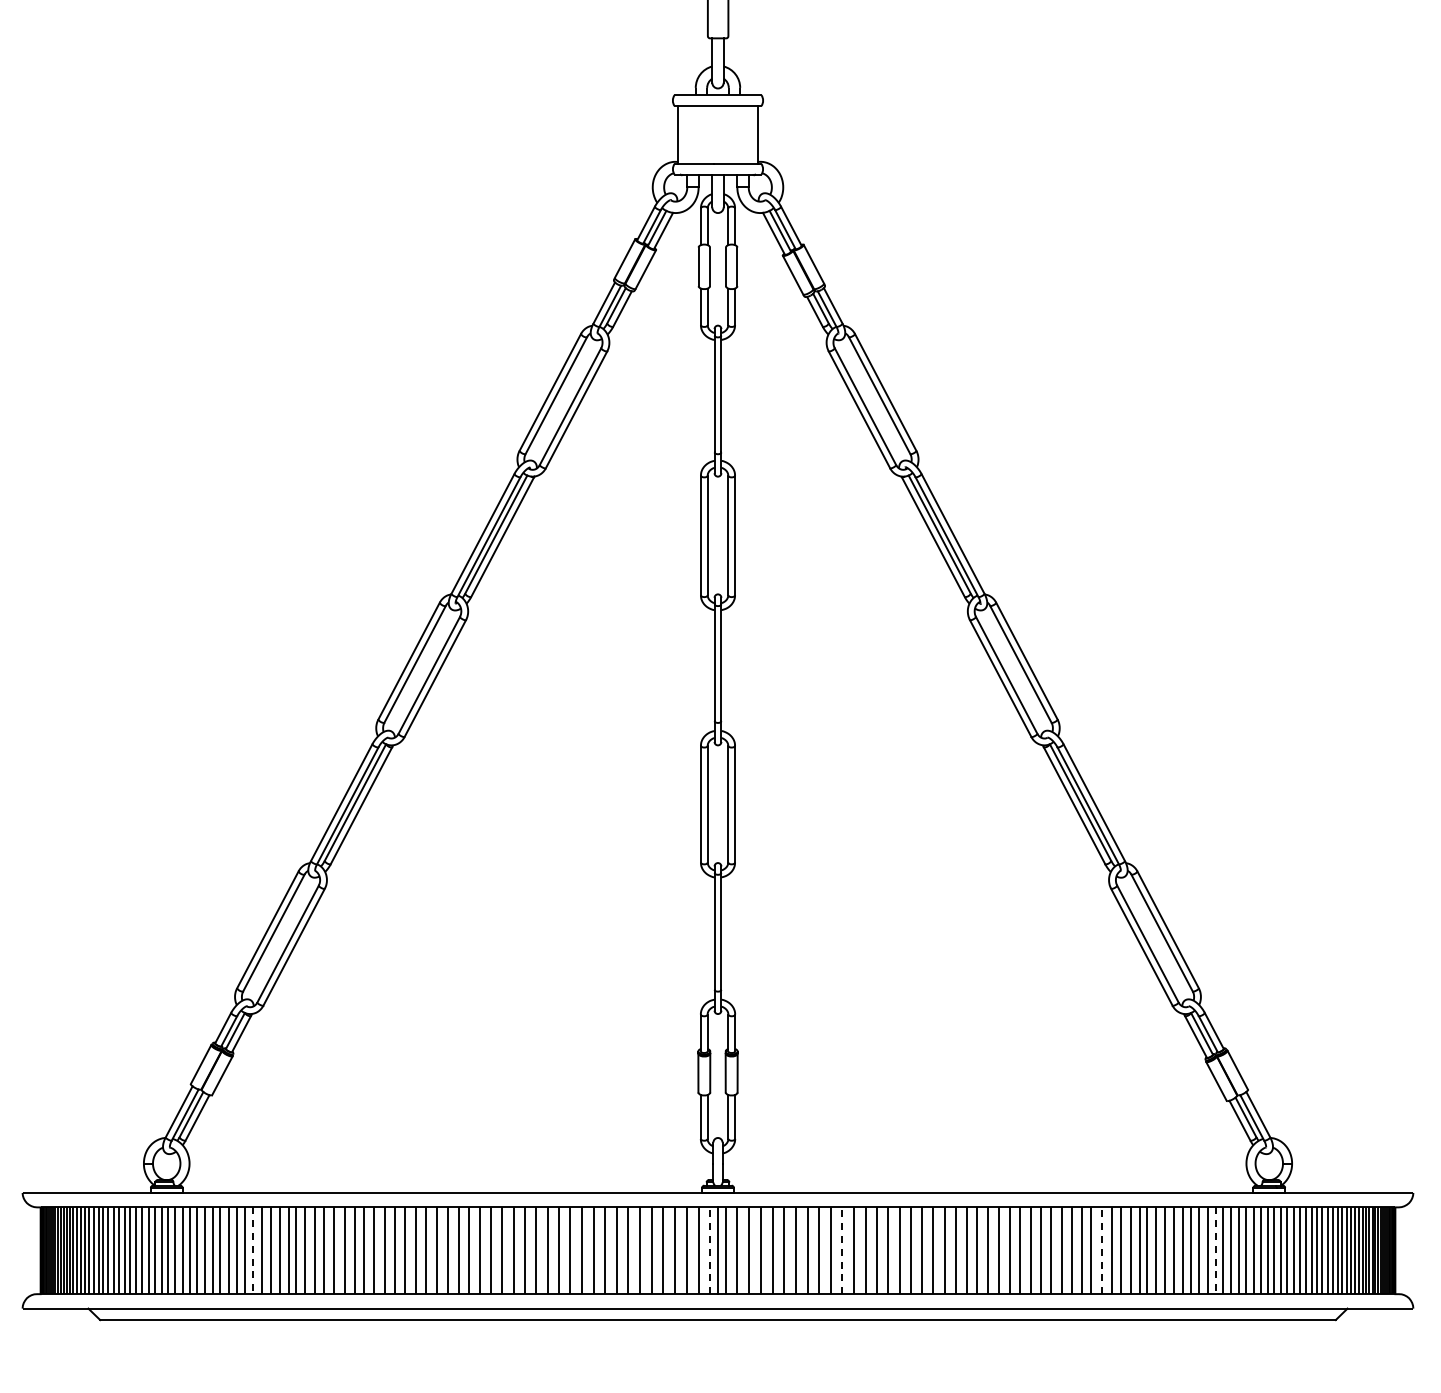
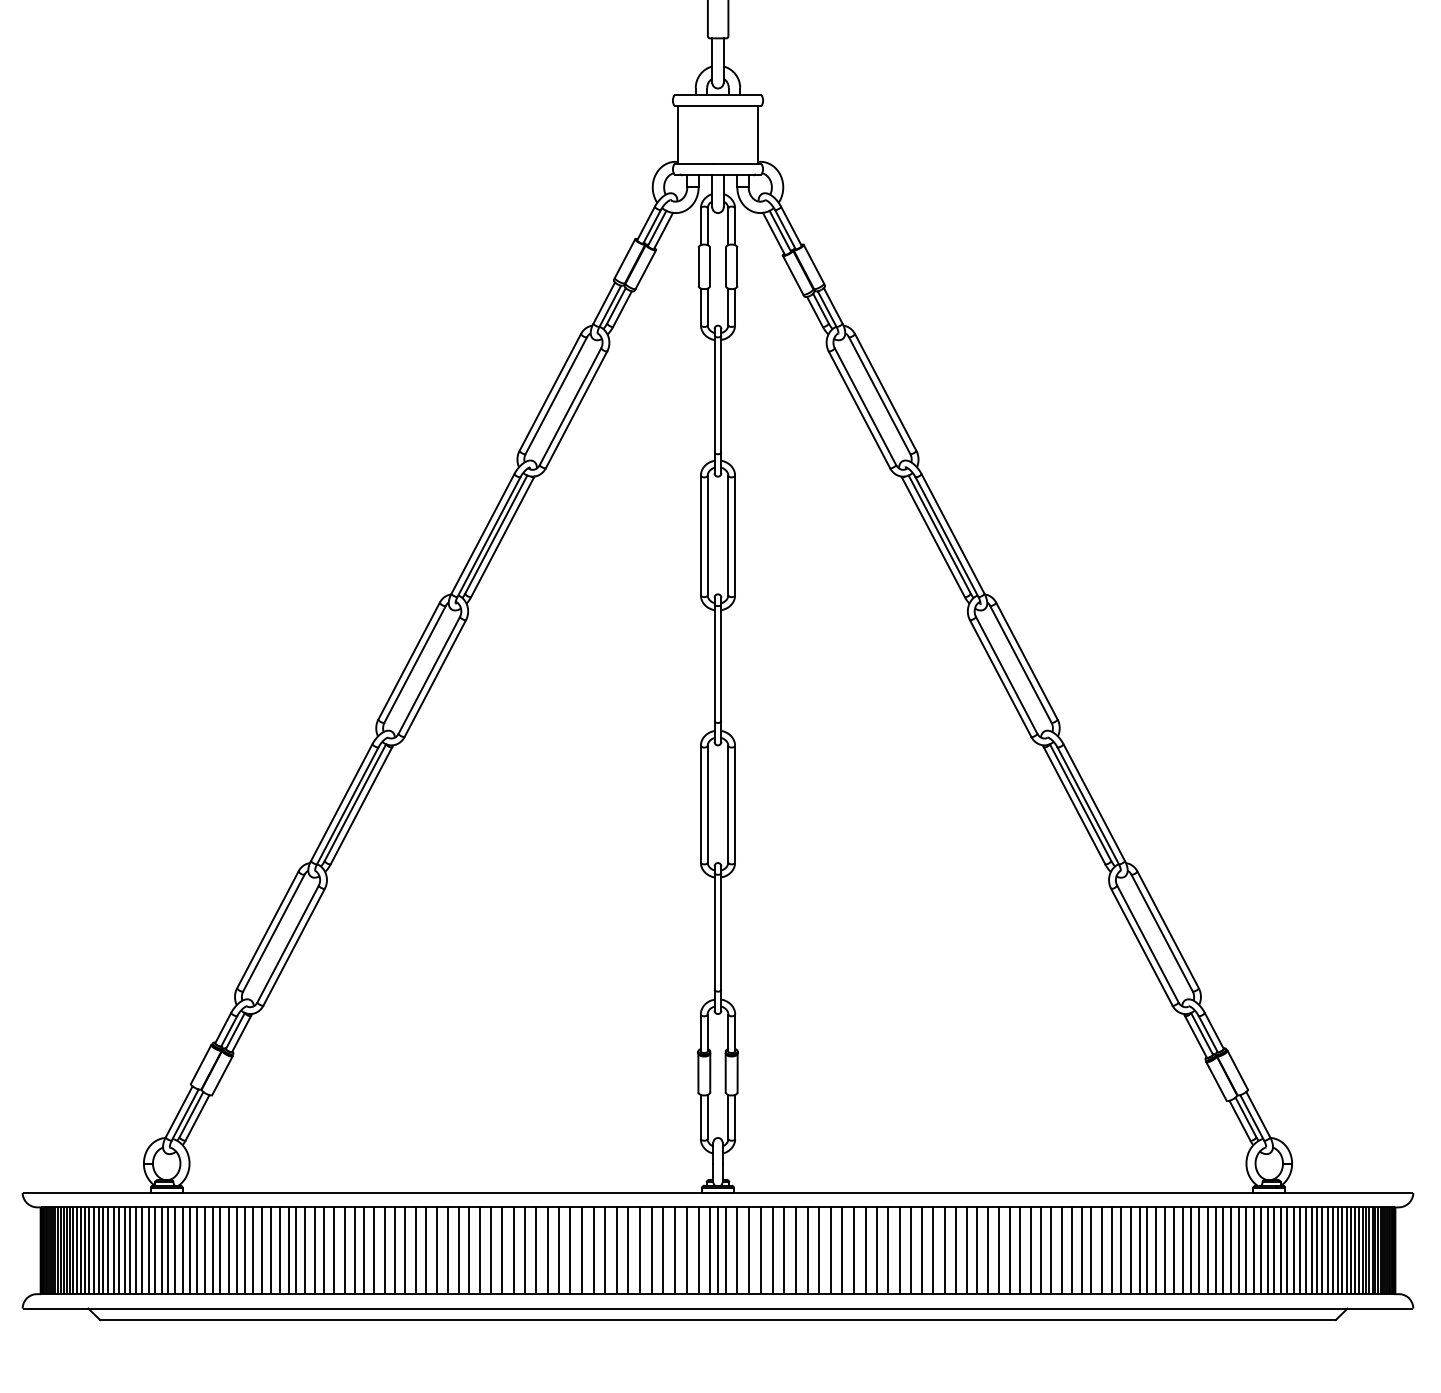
line: dashed -> solid (710, 1250)
line: dashed -> solid (842, 1250)
line: dashed -> solid (1102, 1250)
line: dashed -> solid (253, 1251)
line: dashed -> solid (1215, 1251)
